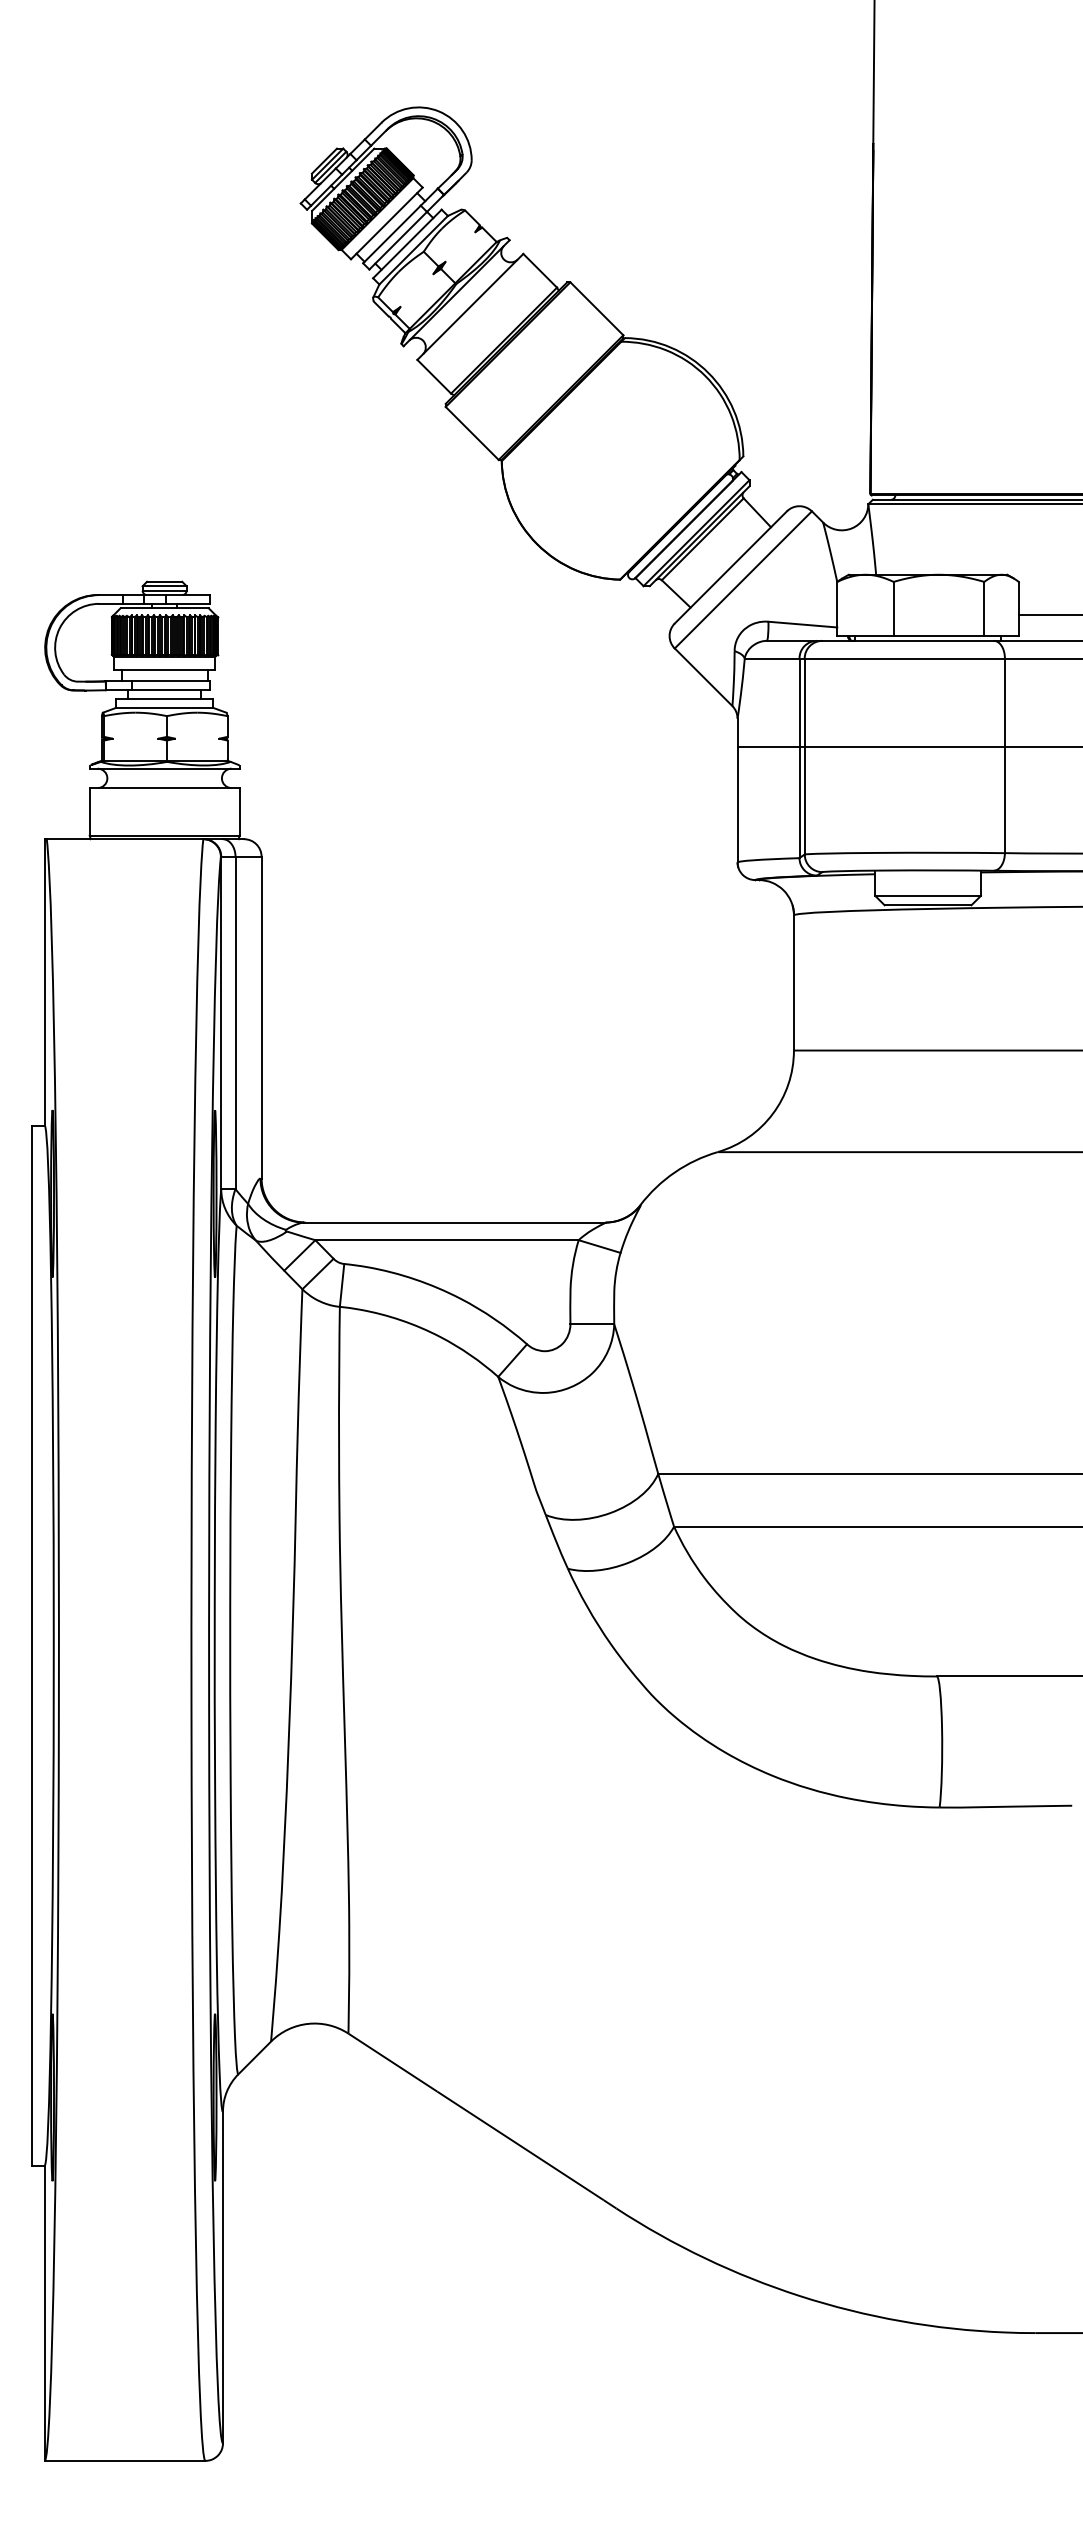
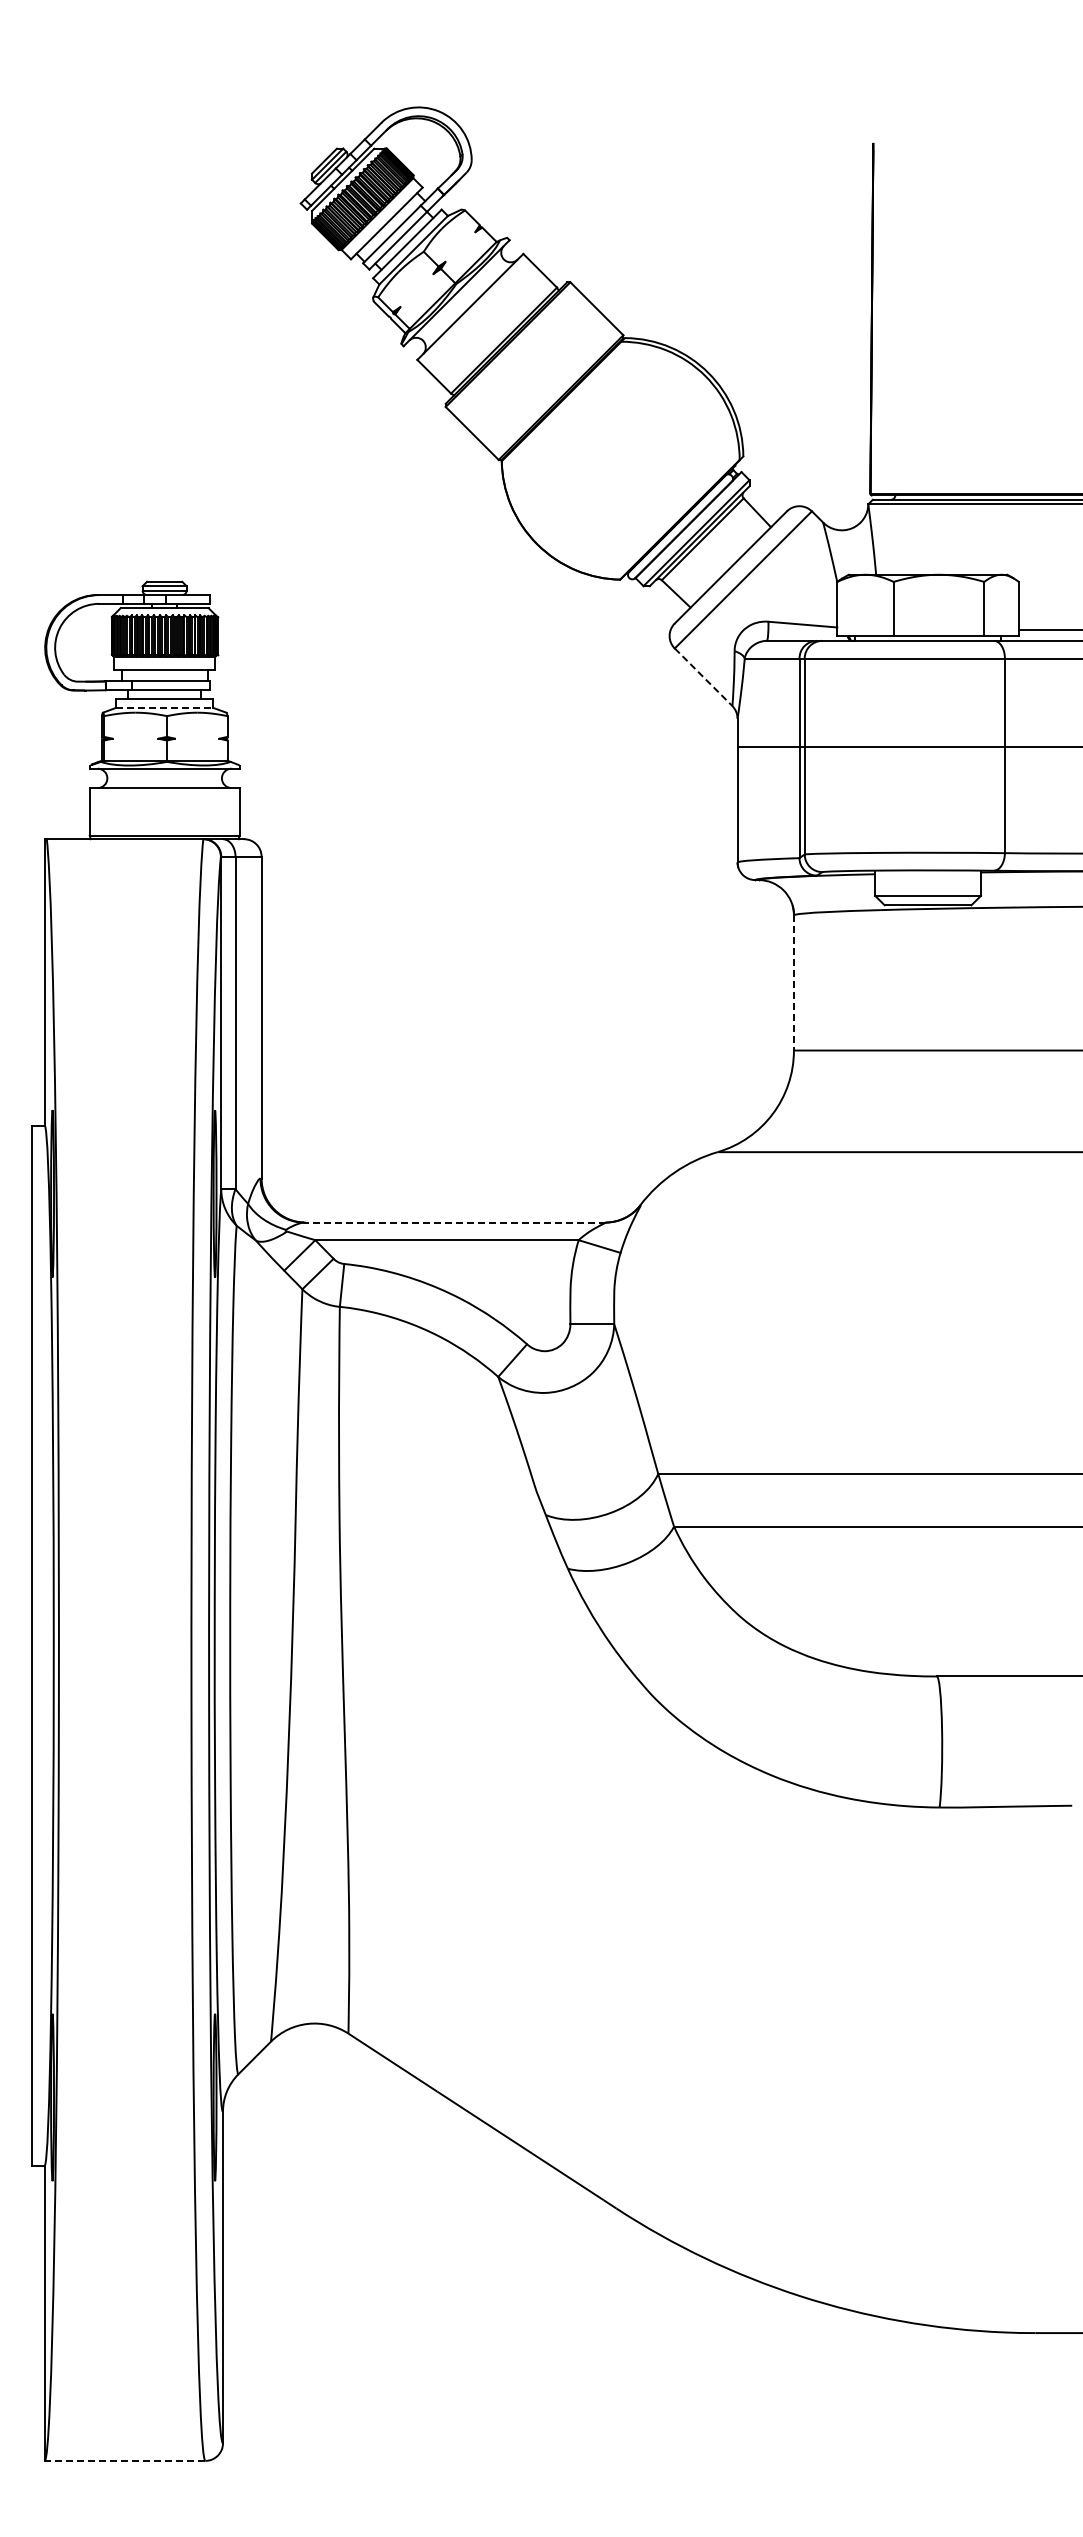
line: present -> none (873, 72)
line position: (1048, 614) -> (1048, 629) (1048, 629)
line: solid -> dashed (703, 677)
line: solid -> dashed (165, 707)
line: solid -> dashed (793, 982)
line: solid -> dashed (454, 1222)
line: solid -> dashed (124, 2460)
